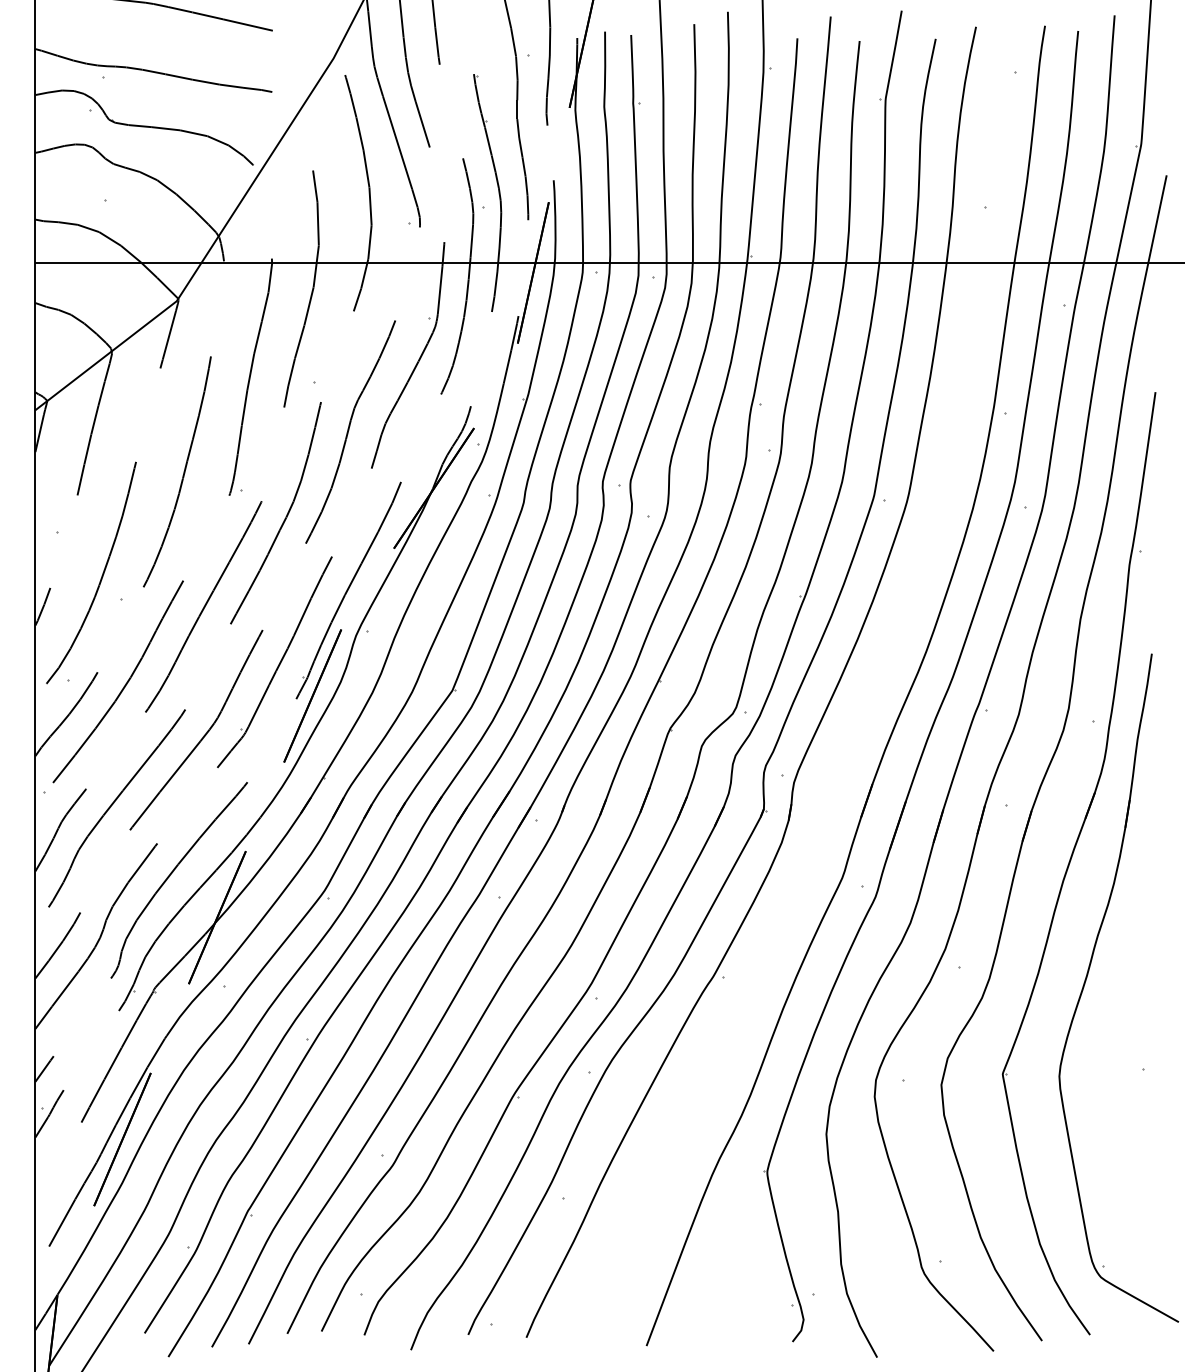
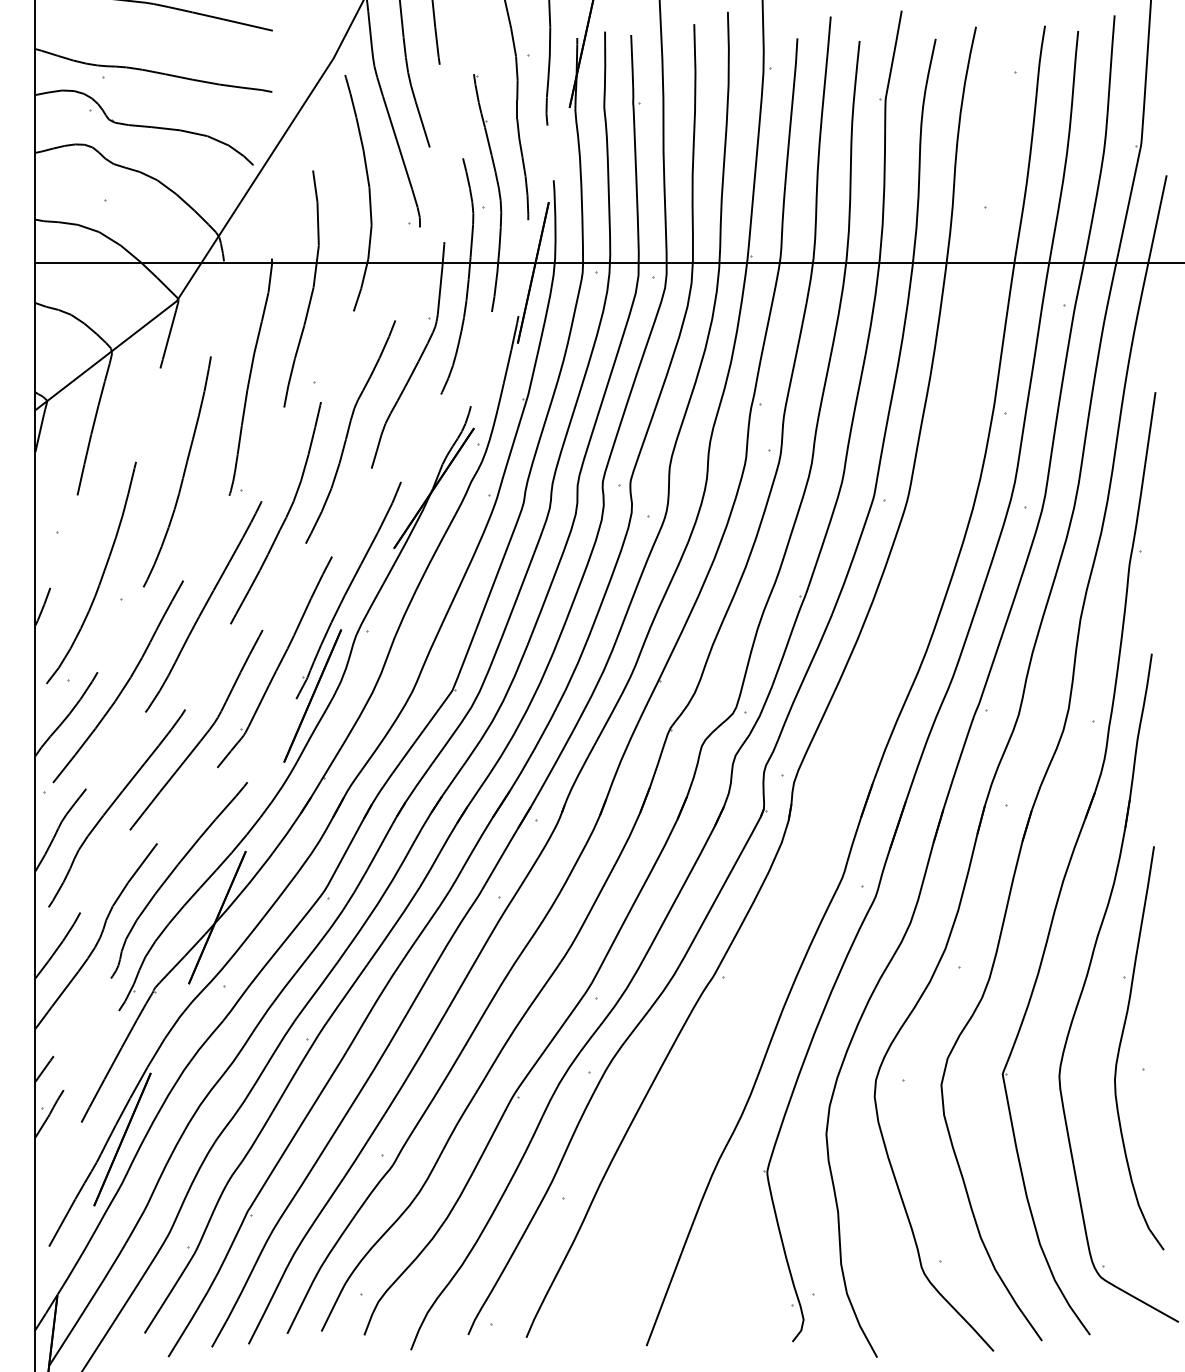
part: none -> present (1121, 1043)
